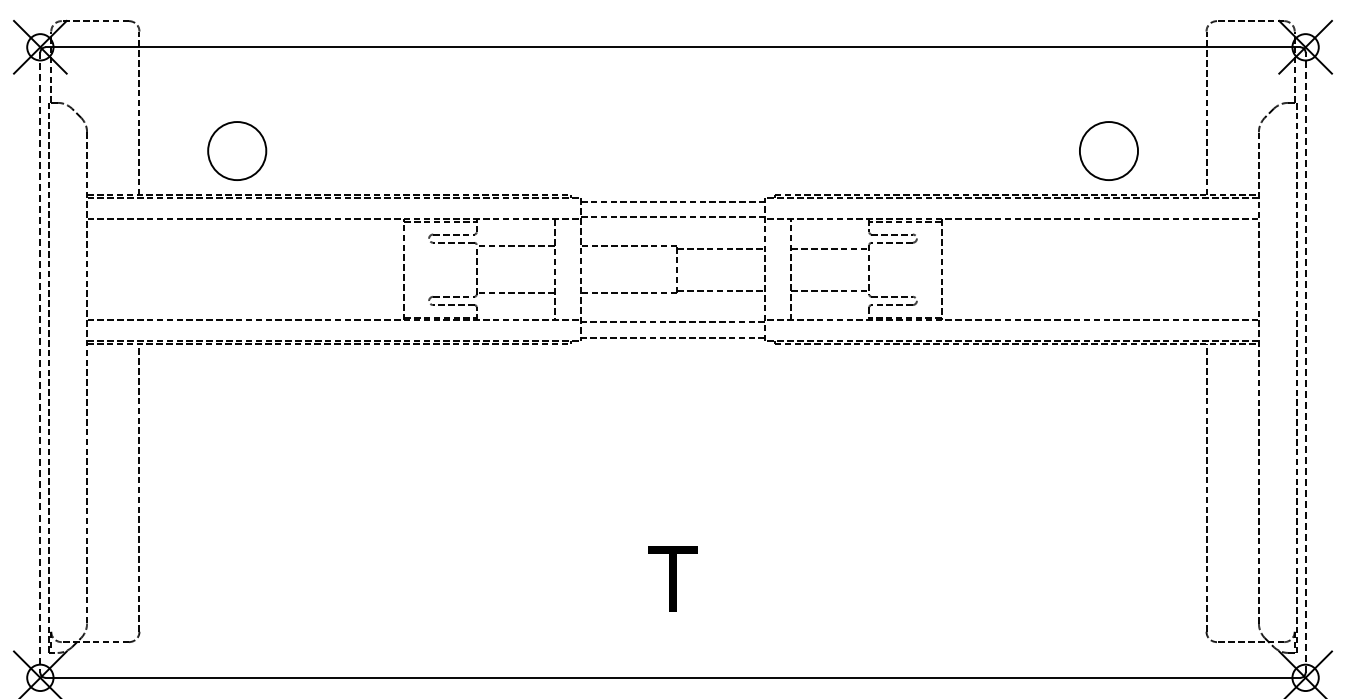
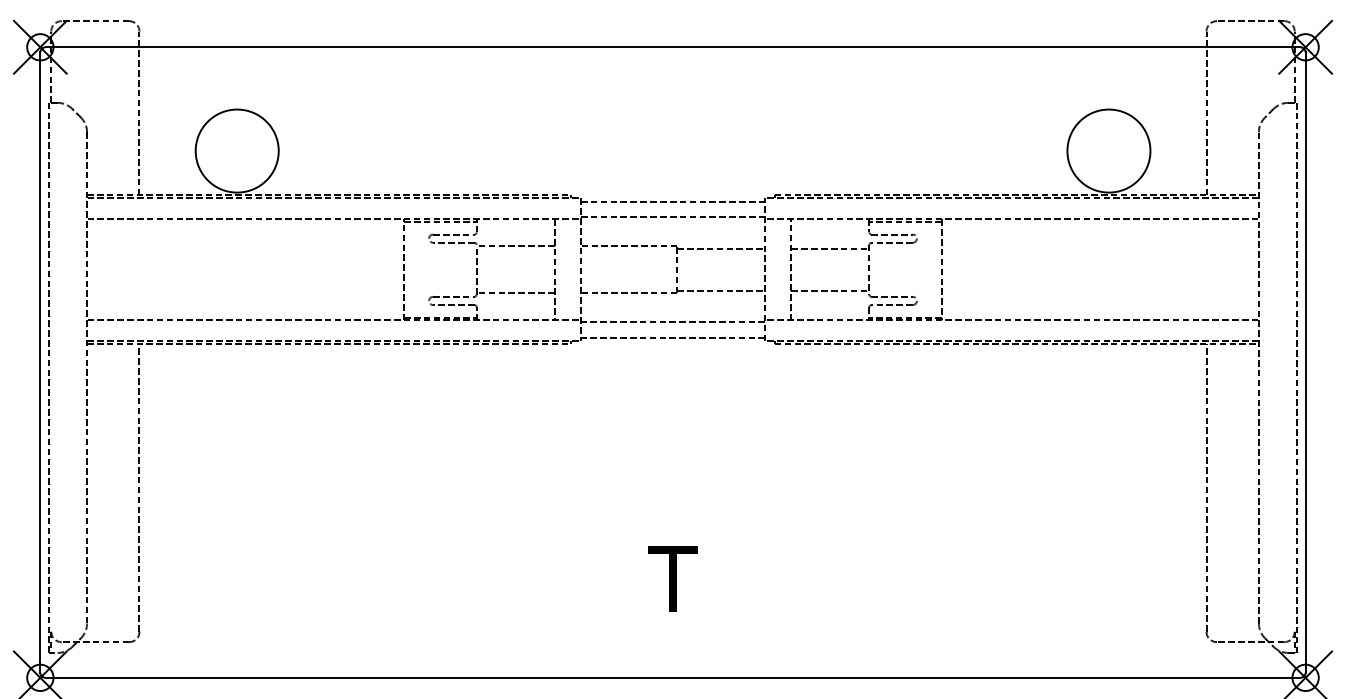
circle diameter: 58 px -> 83 px (236, 150)
circle diameter: 58 px -> 83 px (1108, 150)
line: dashed -> solid (1305, 362)
line: dashed -> solid (40, 363)
